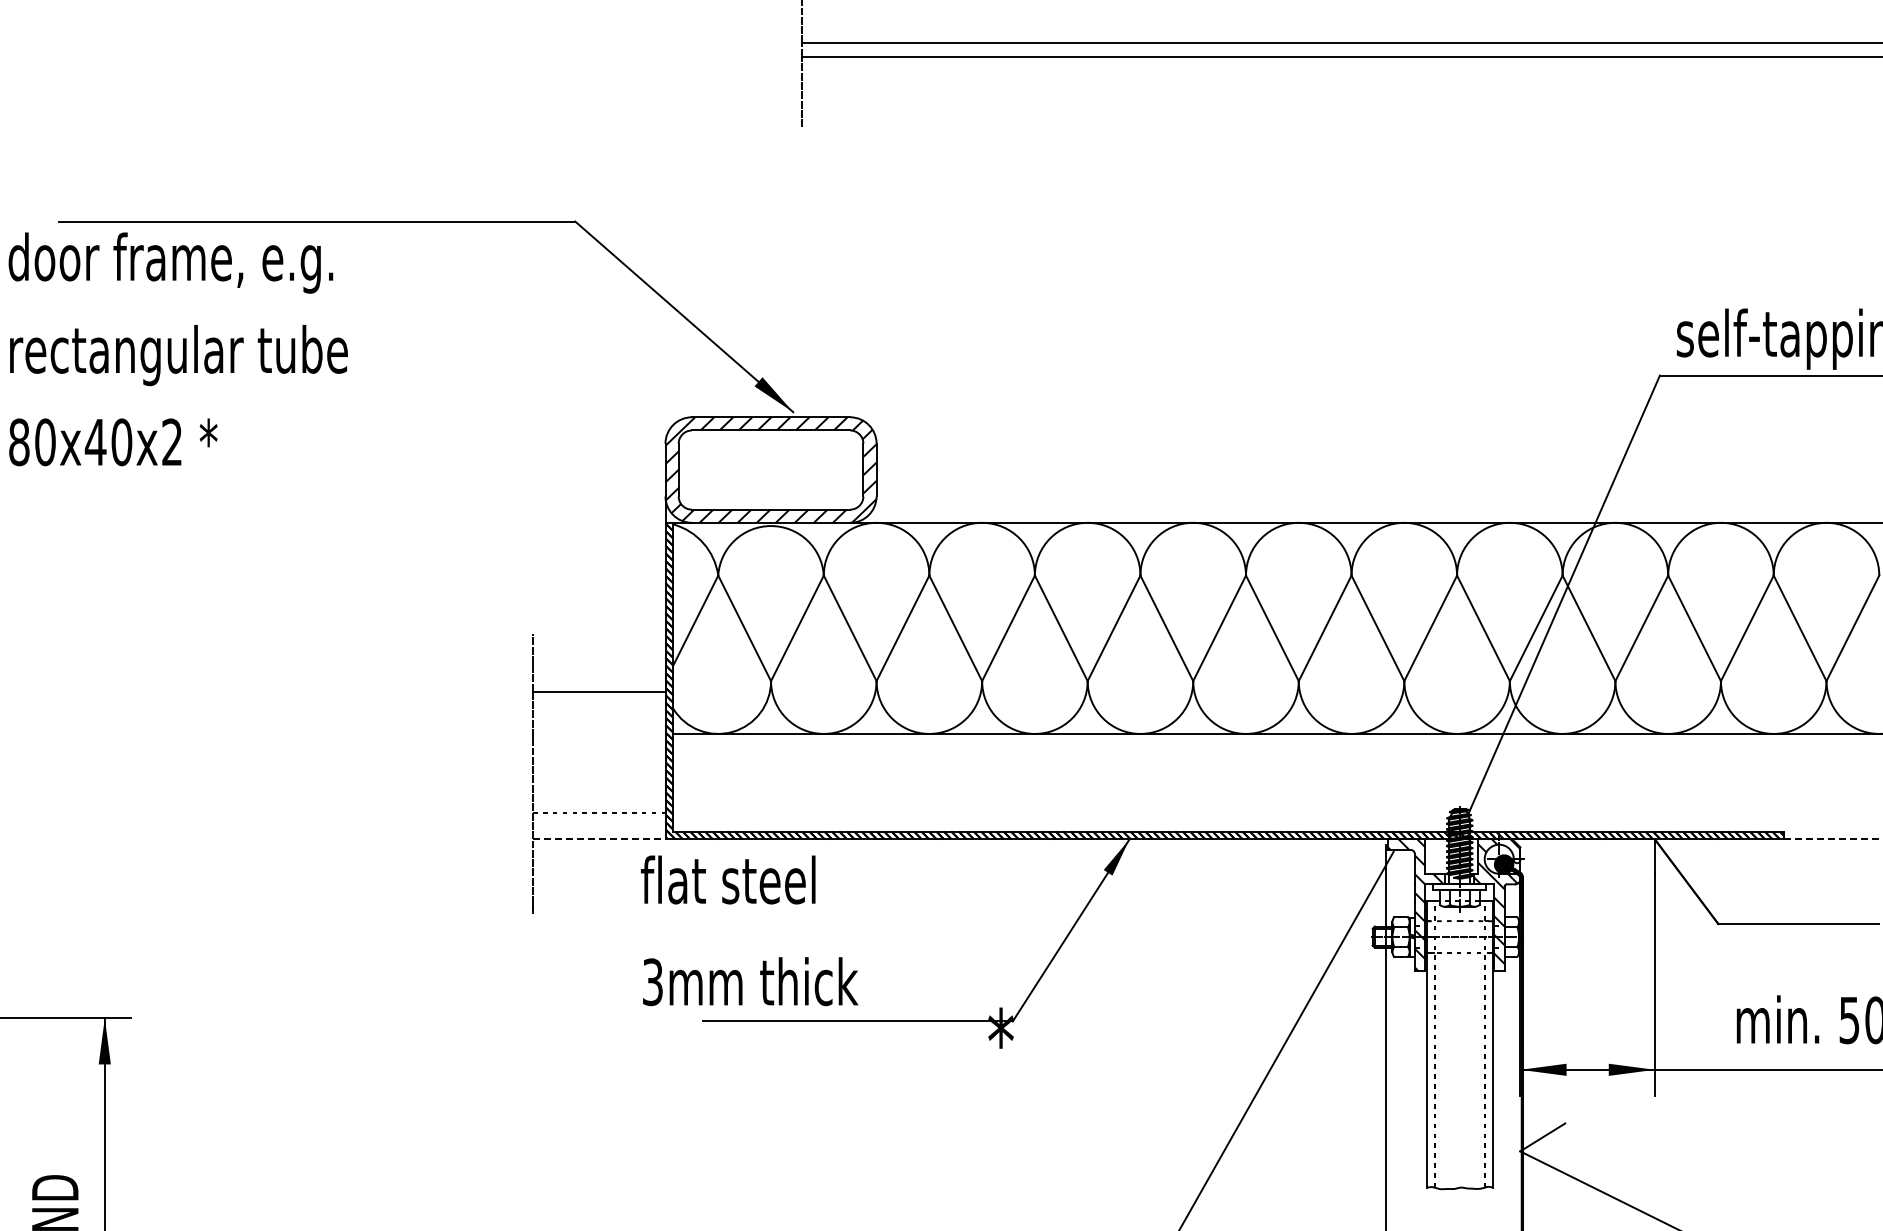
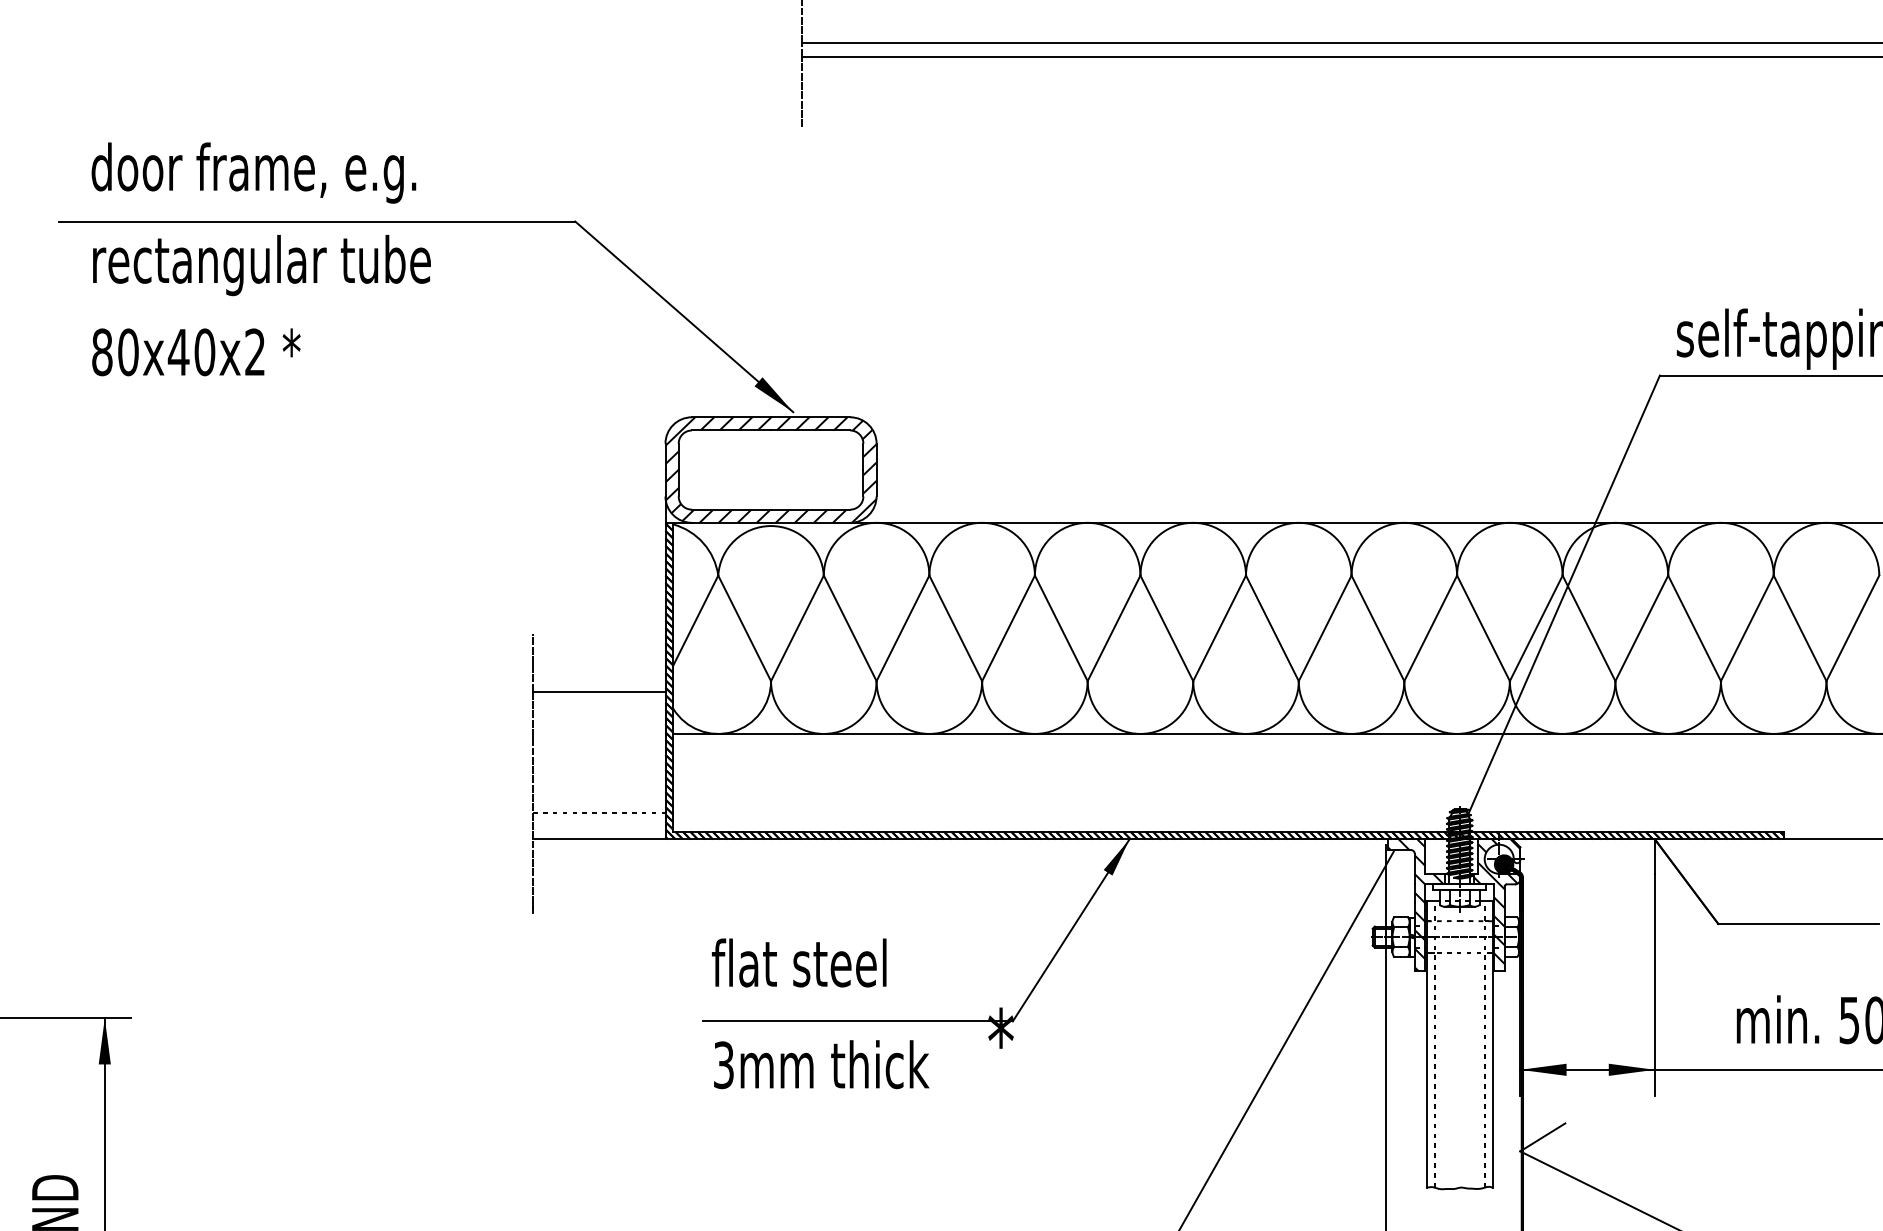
text position: (177, 349) -> (260, 259) (260, 259)
line: dashed -> solid (599, 839)
line: dashed -> solid (1833, 839)
text position: (749, 930) -> (820, 1013) (820, 1013)
